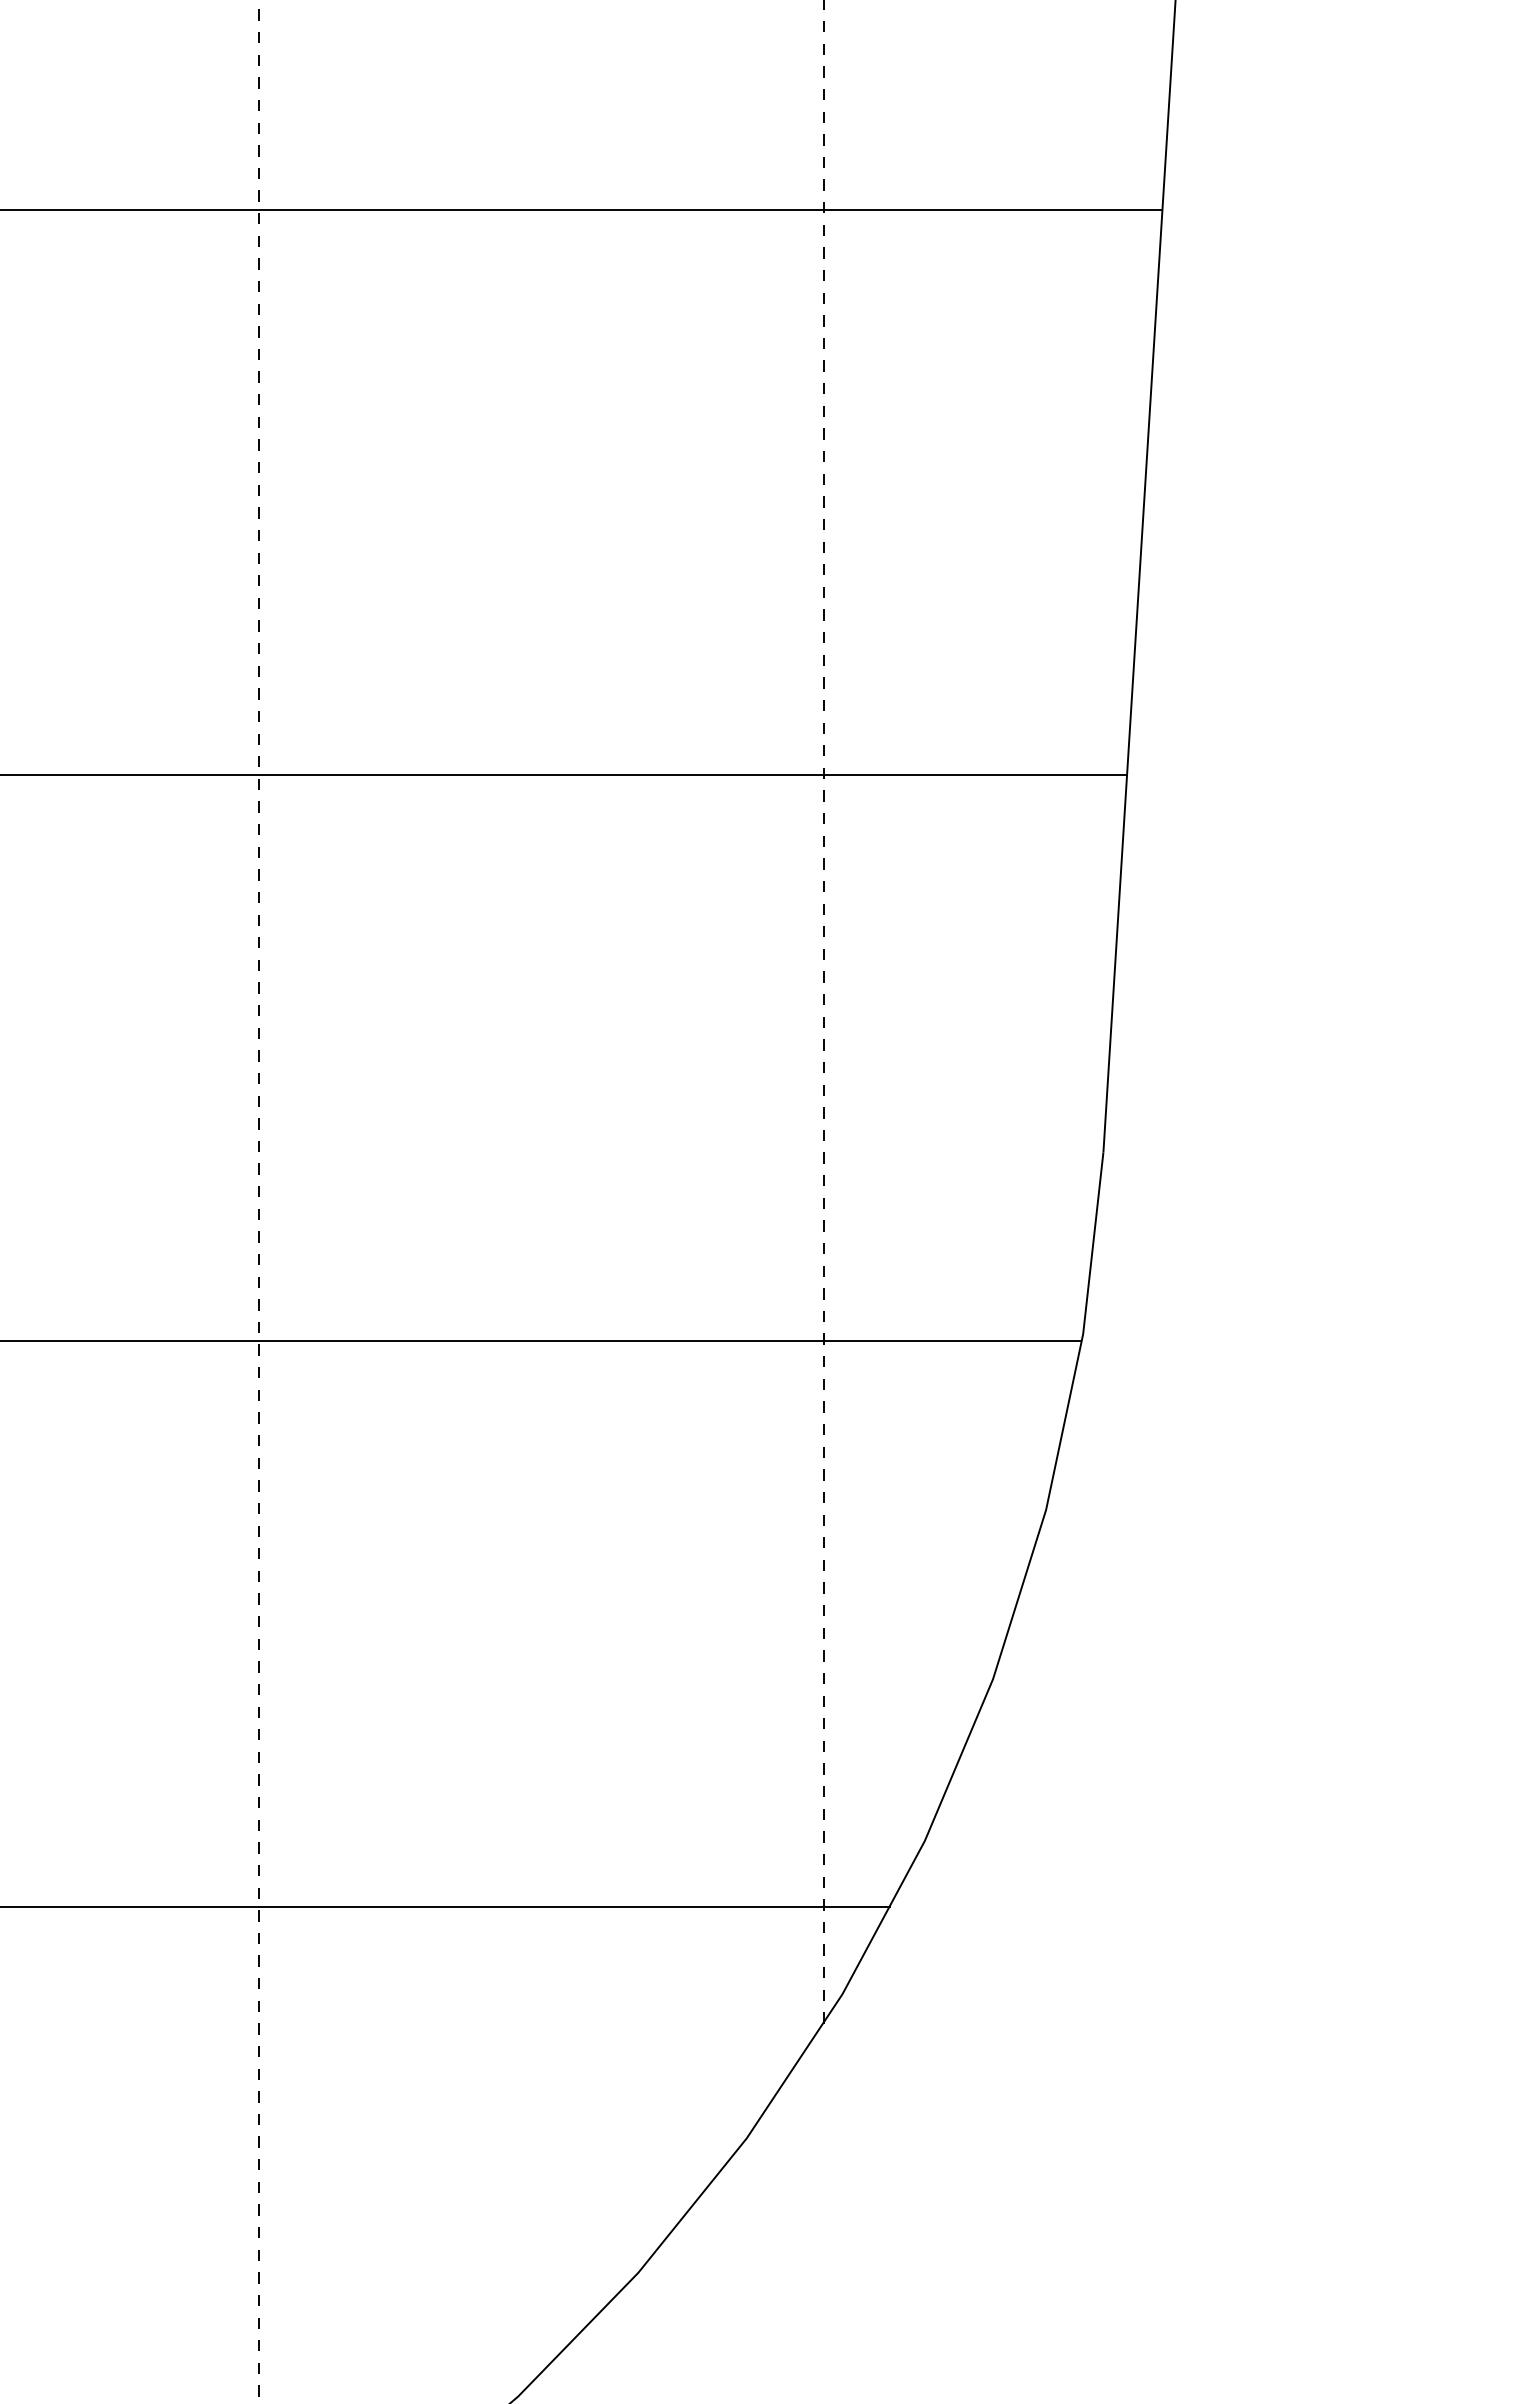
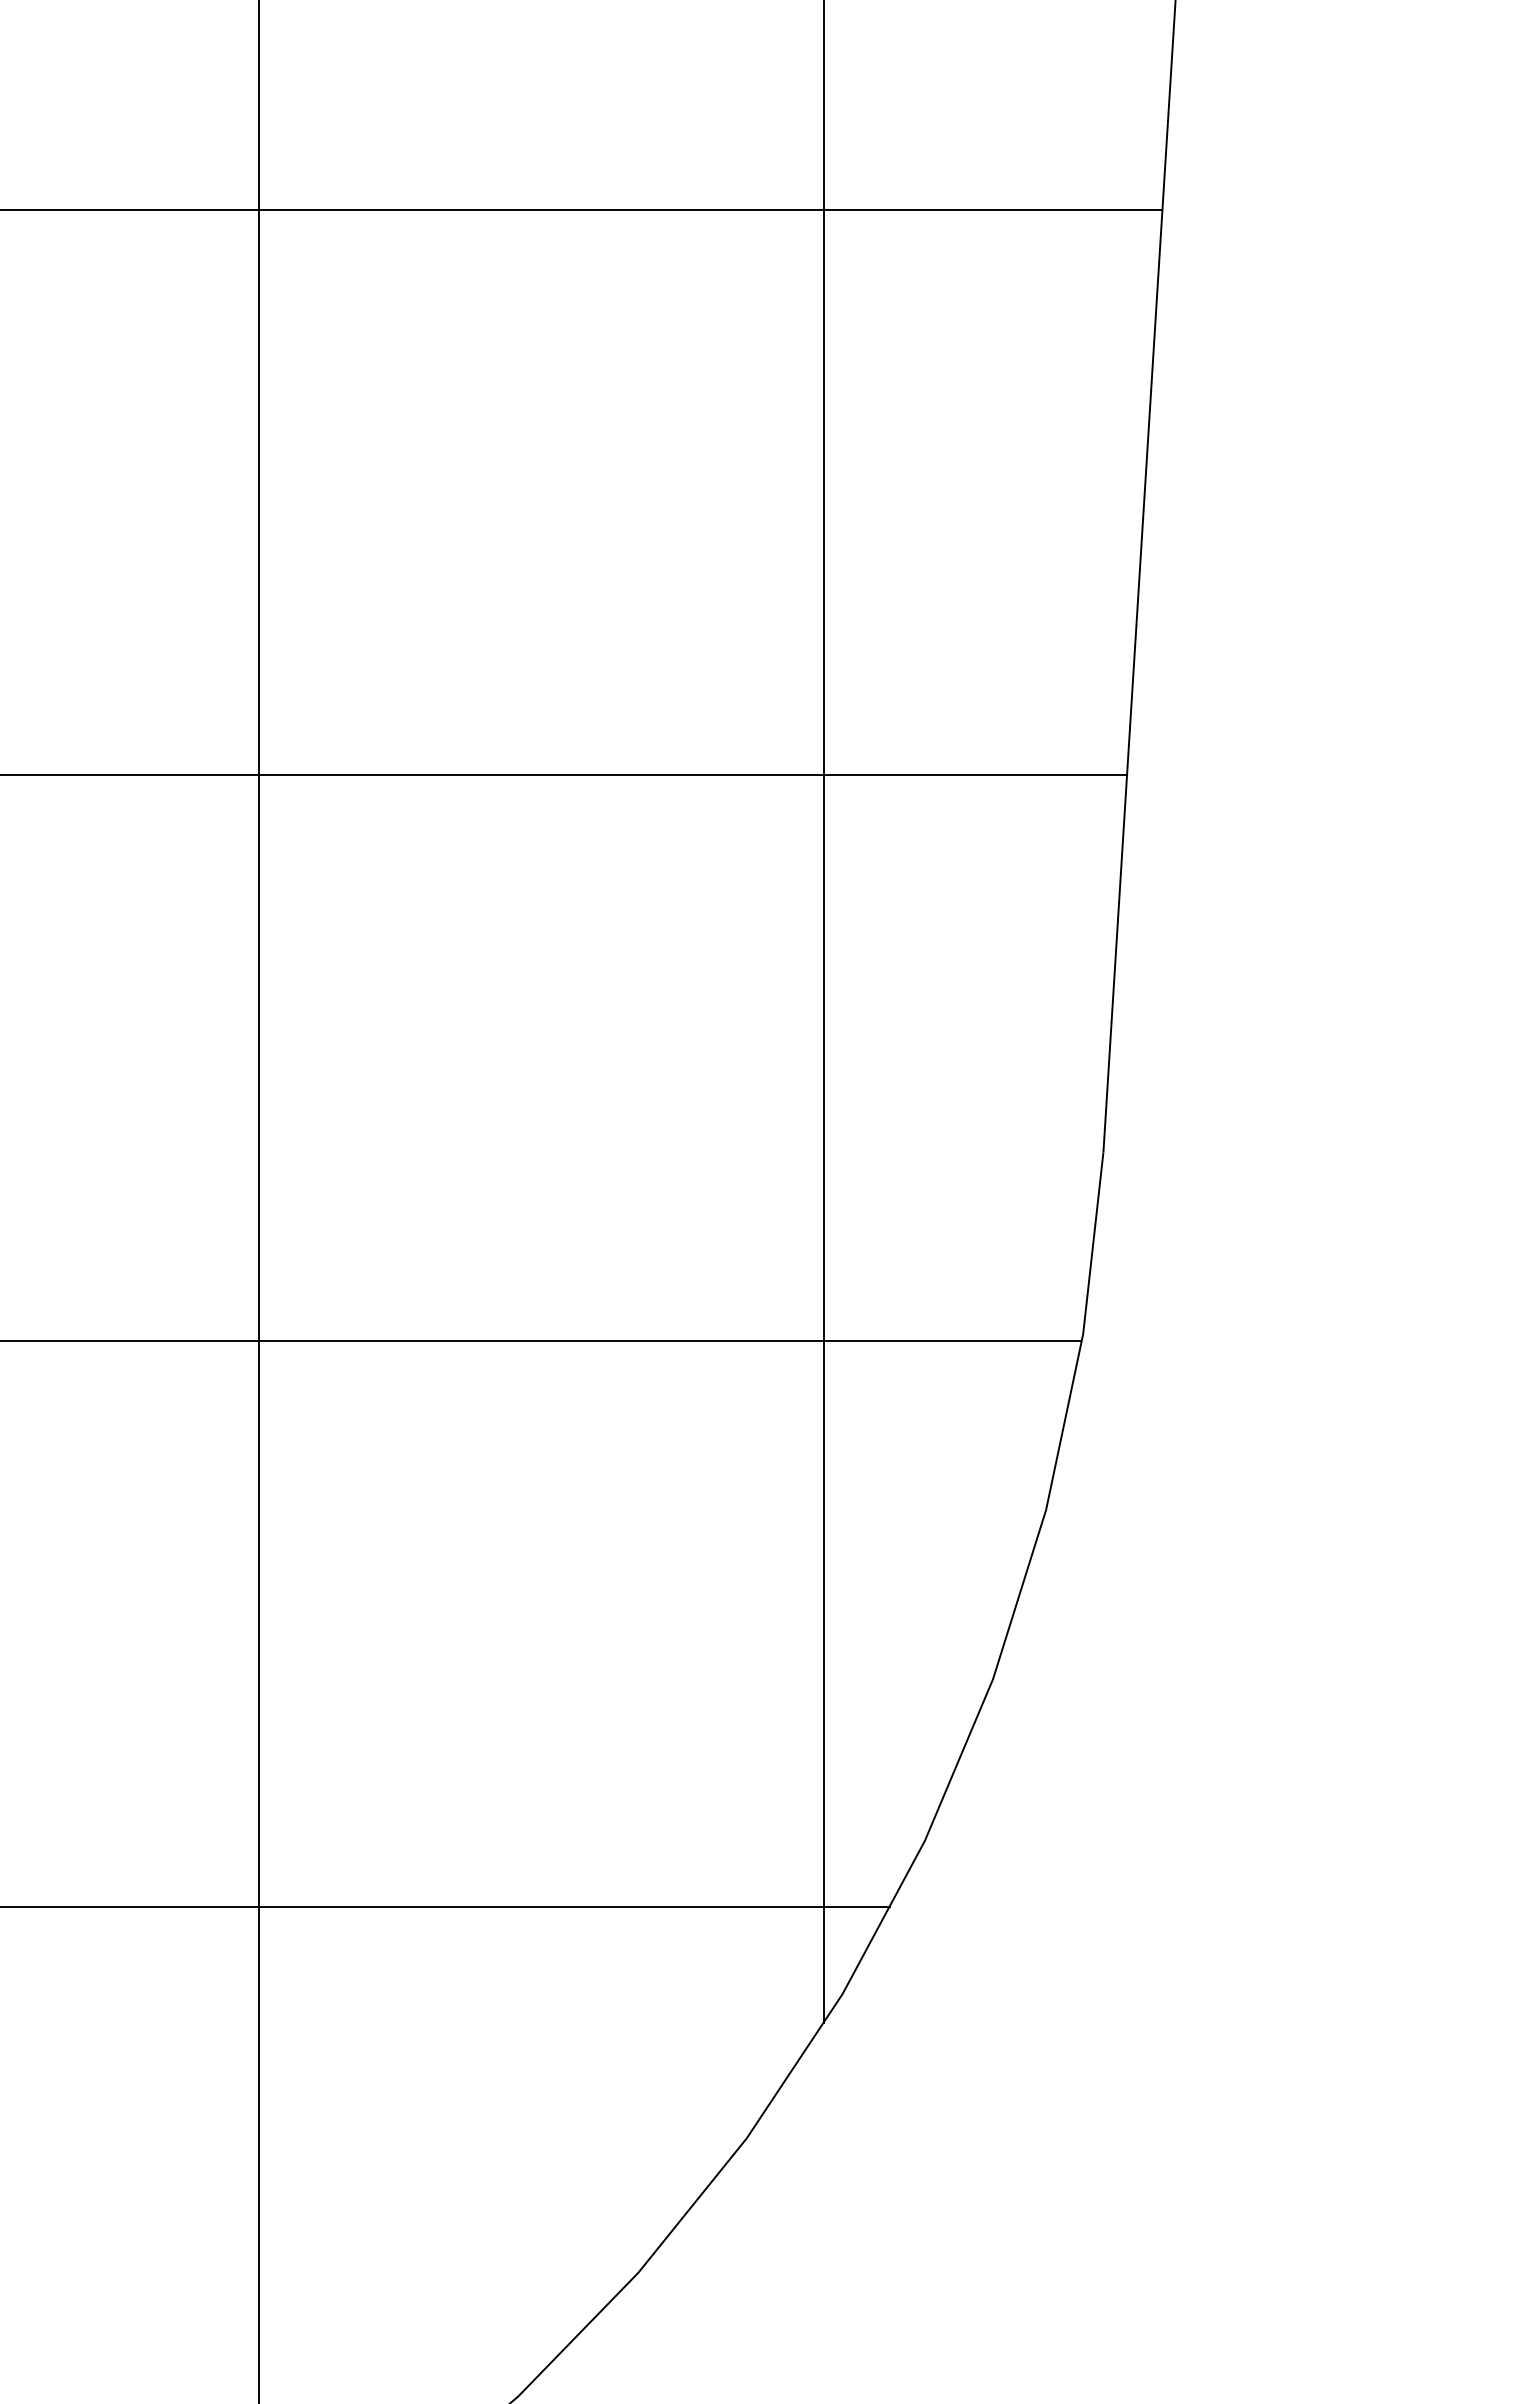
line: dashed -> solid (824, 1012)
line: dashed -> solid (258, 1202)
